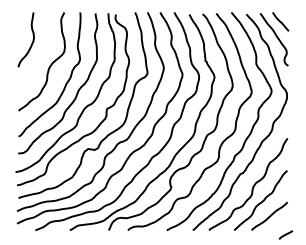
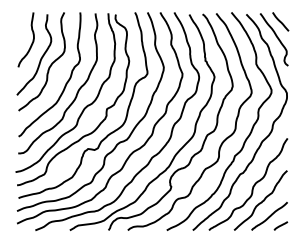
curve: none -> present (40, 58)
line position: (285, 234) -> (280, 225) (280, 225)
